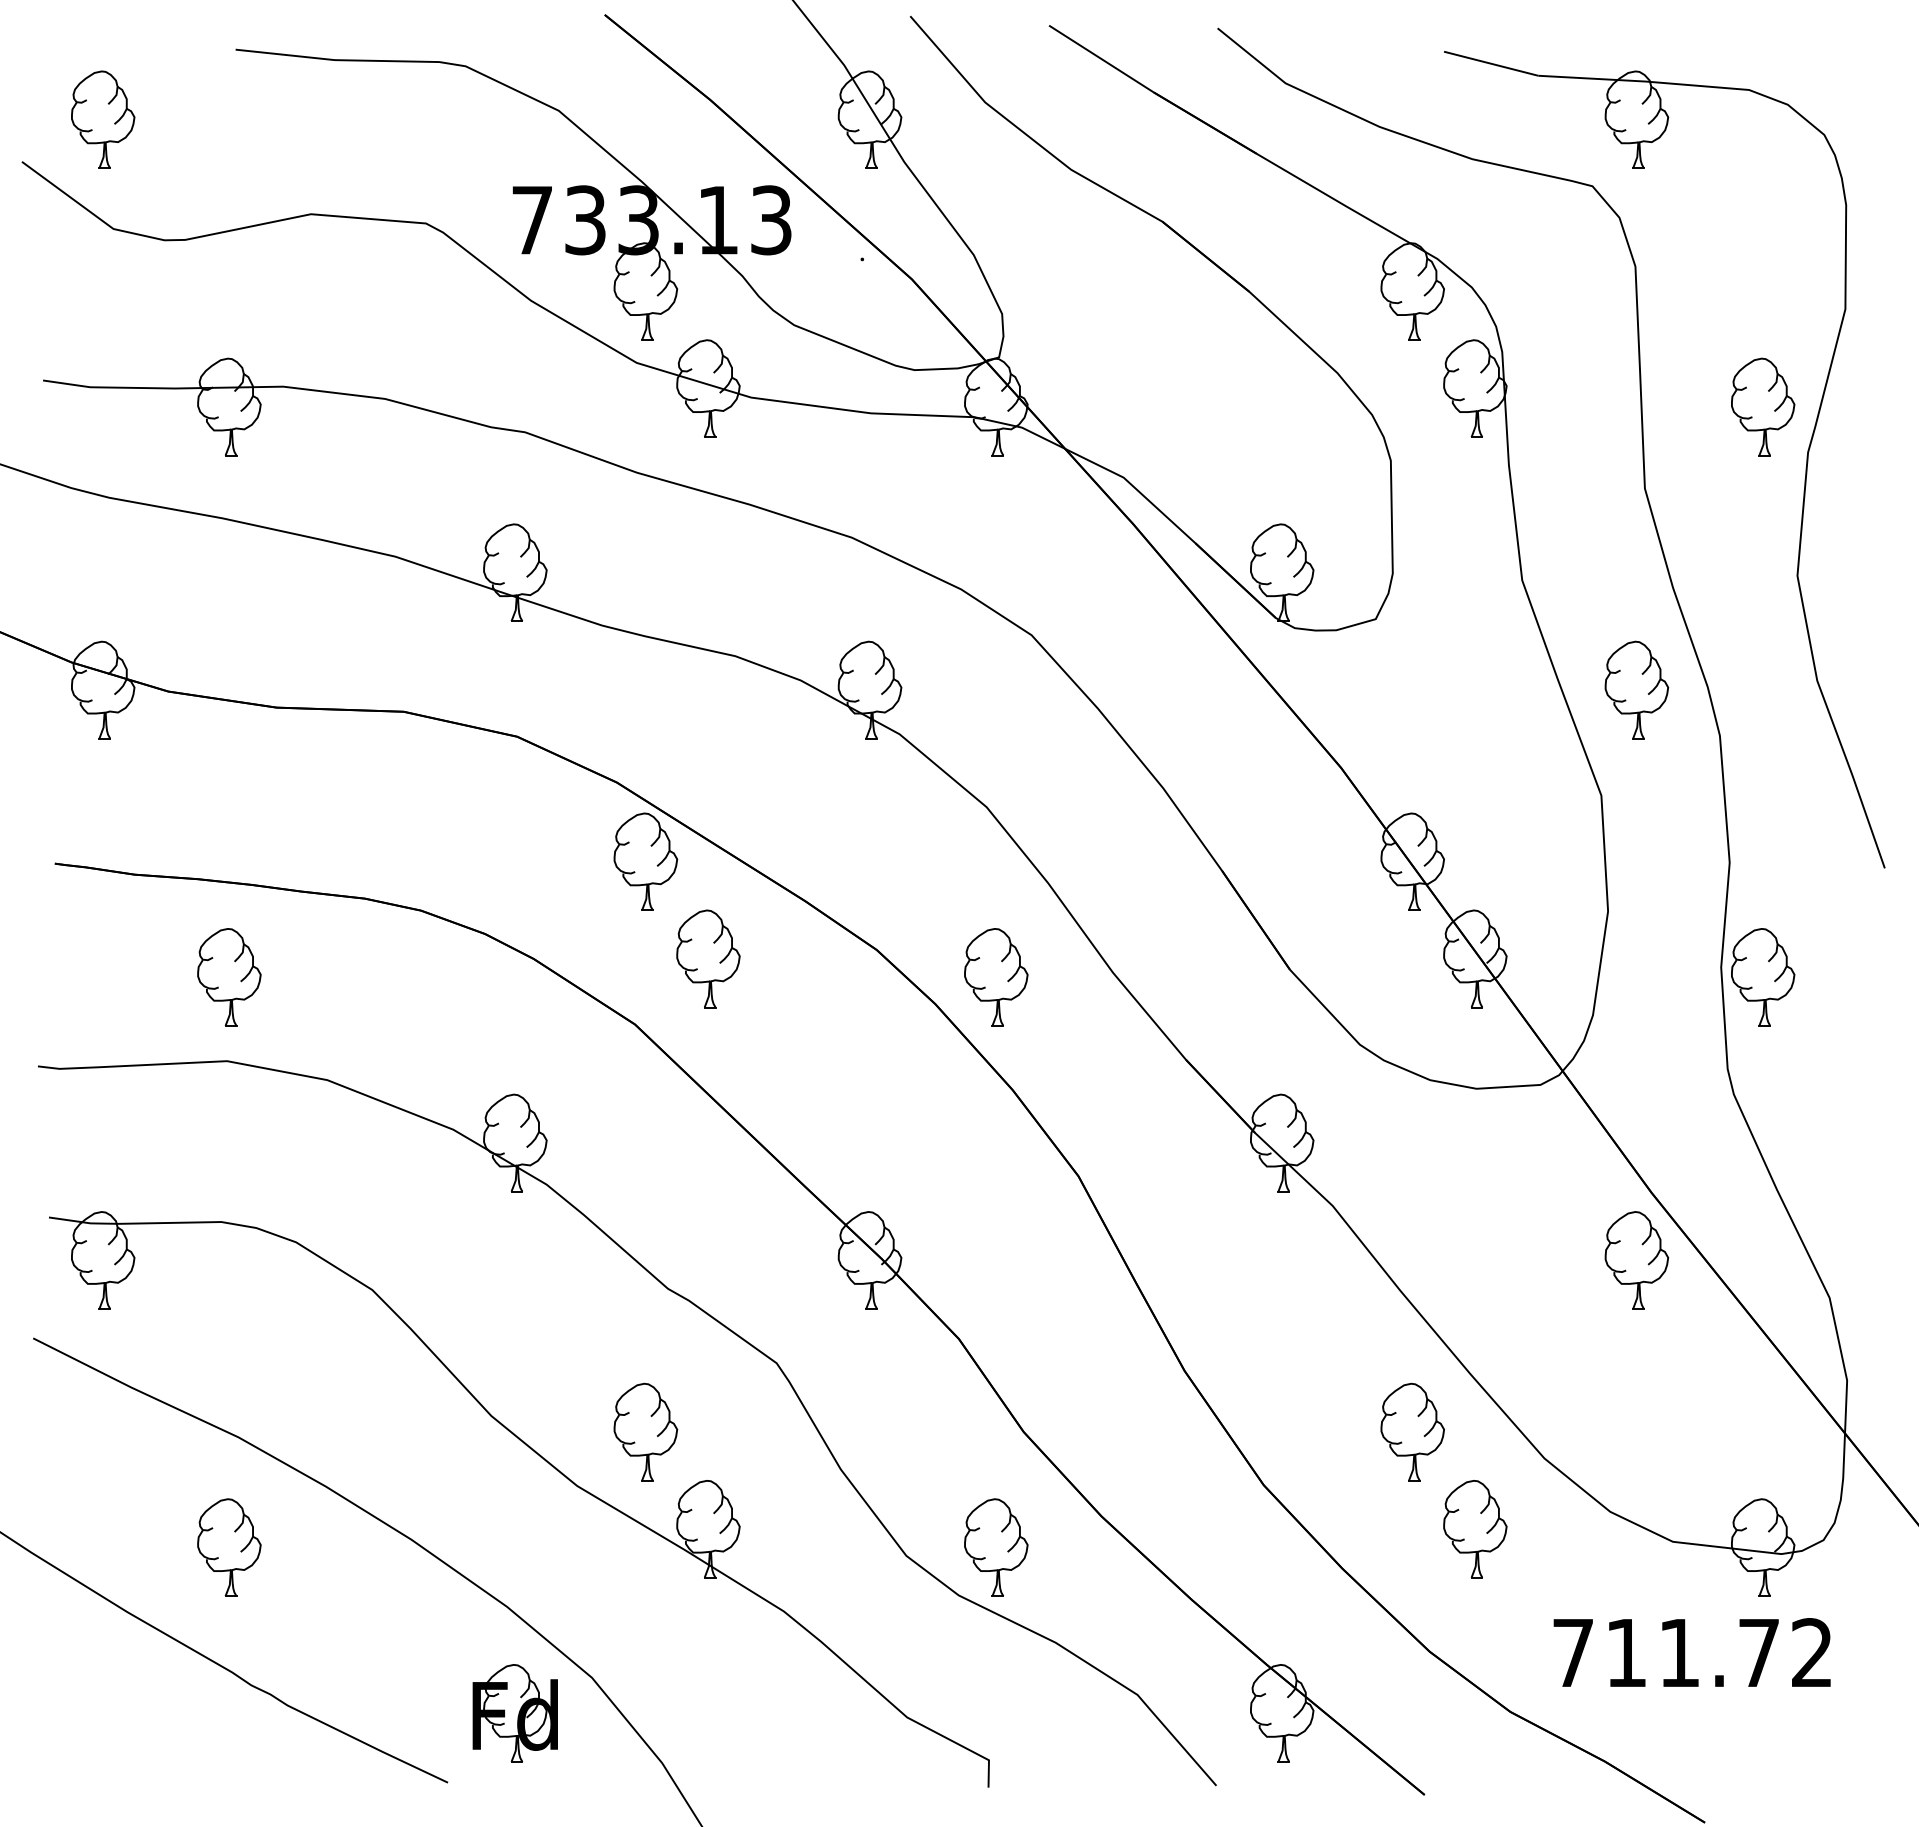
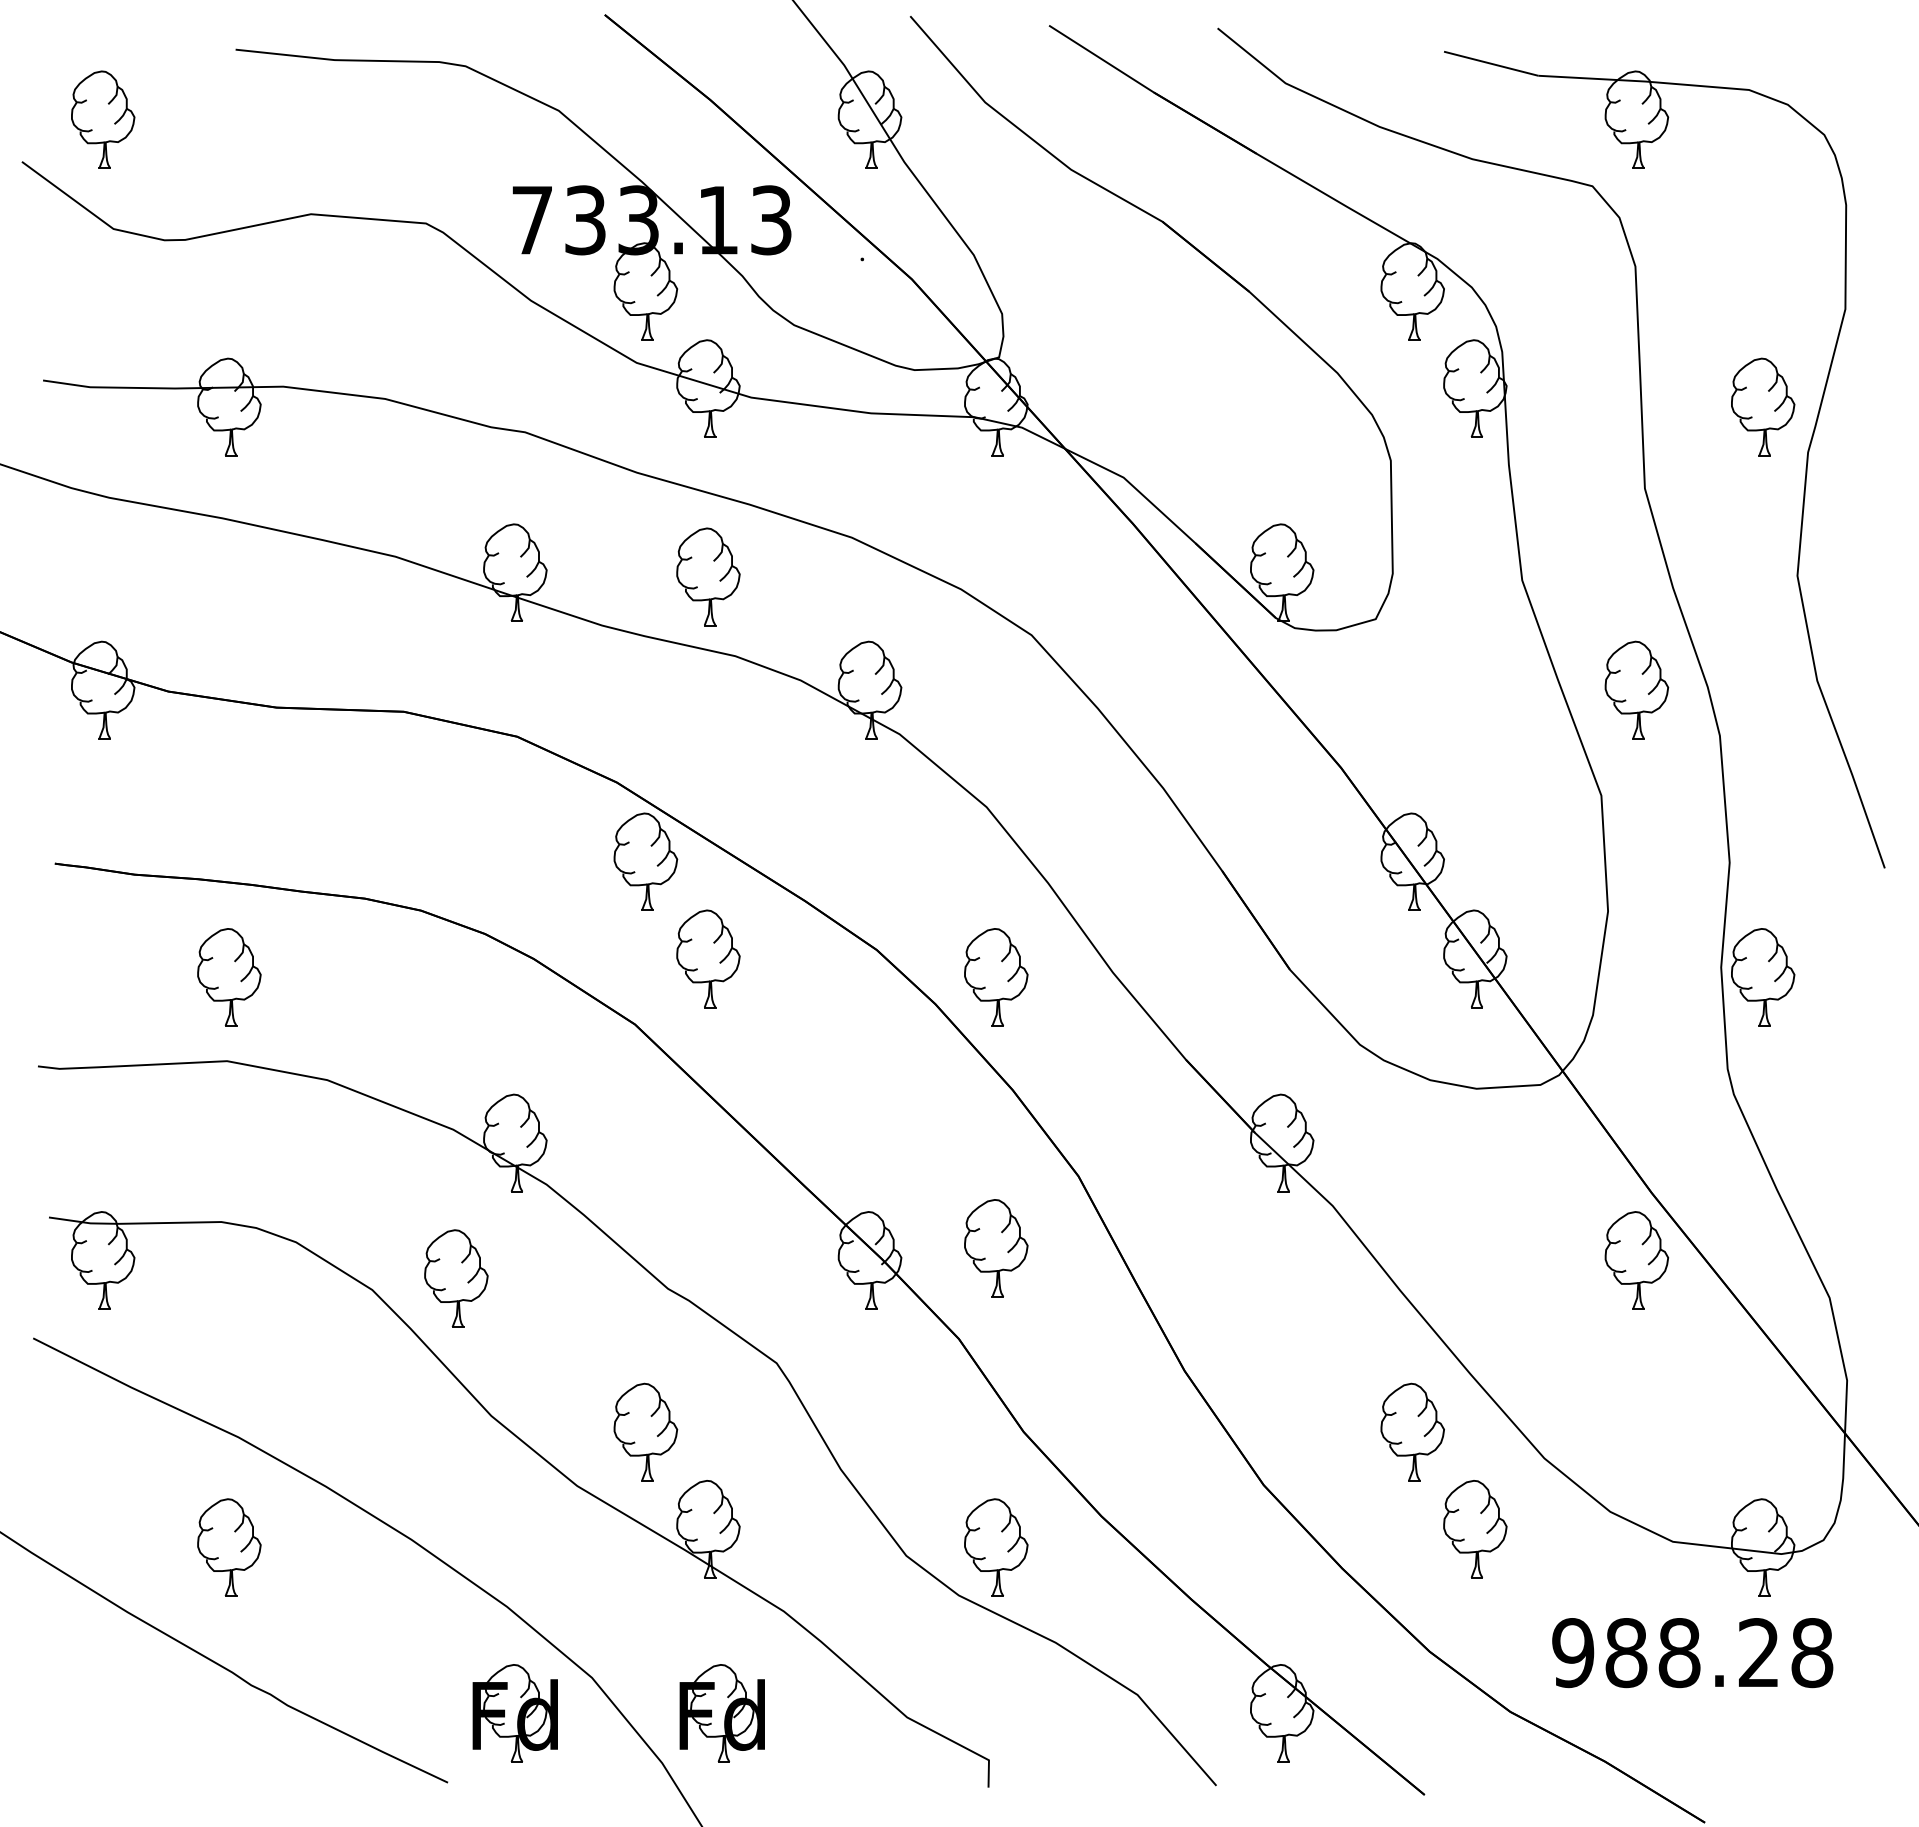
part: none -> present (708, 576)
part: none -> present (996, 1248)
part: none -> present (456, 1278)
text: 711.72 -> 988.28 (1692, 1653)
part: none -> present (721, 1713)
